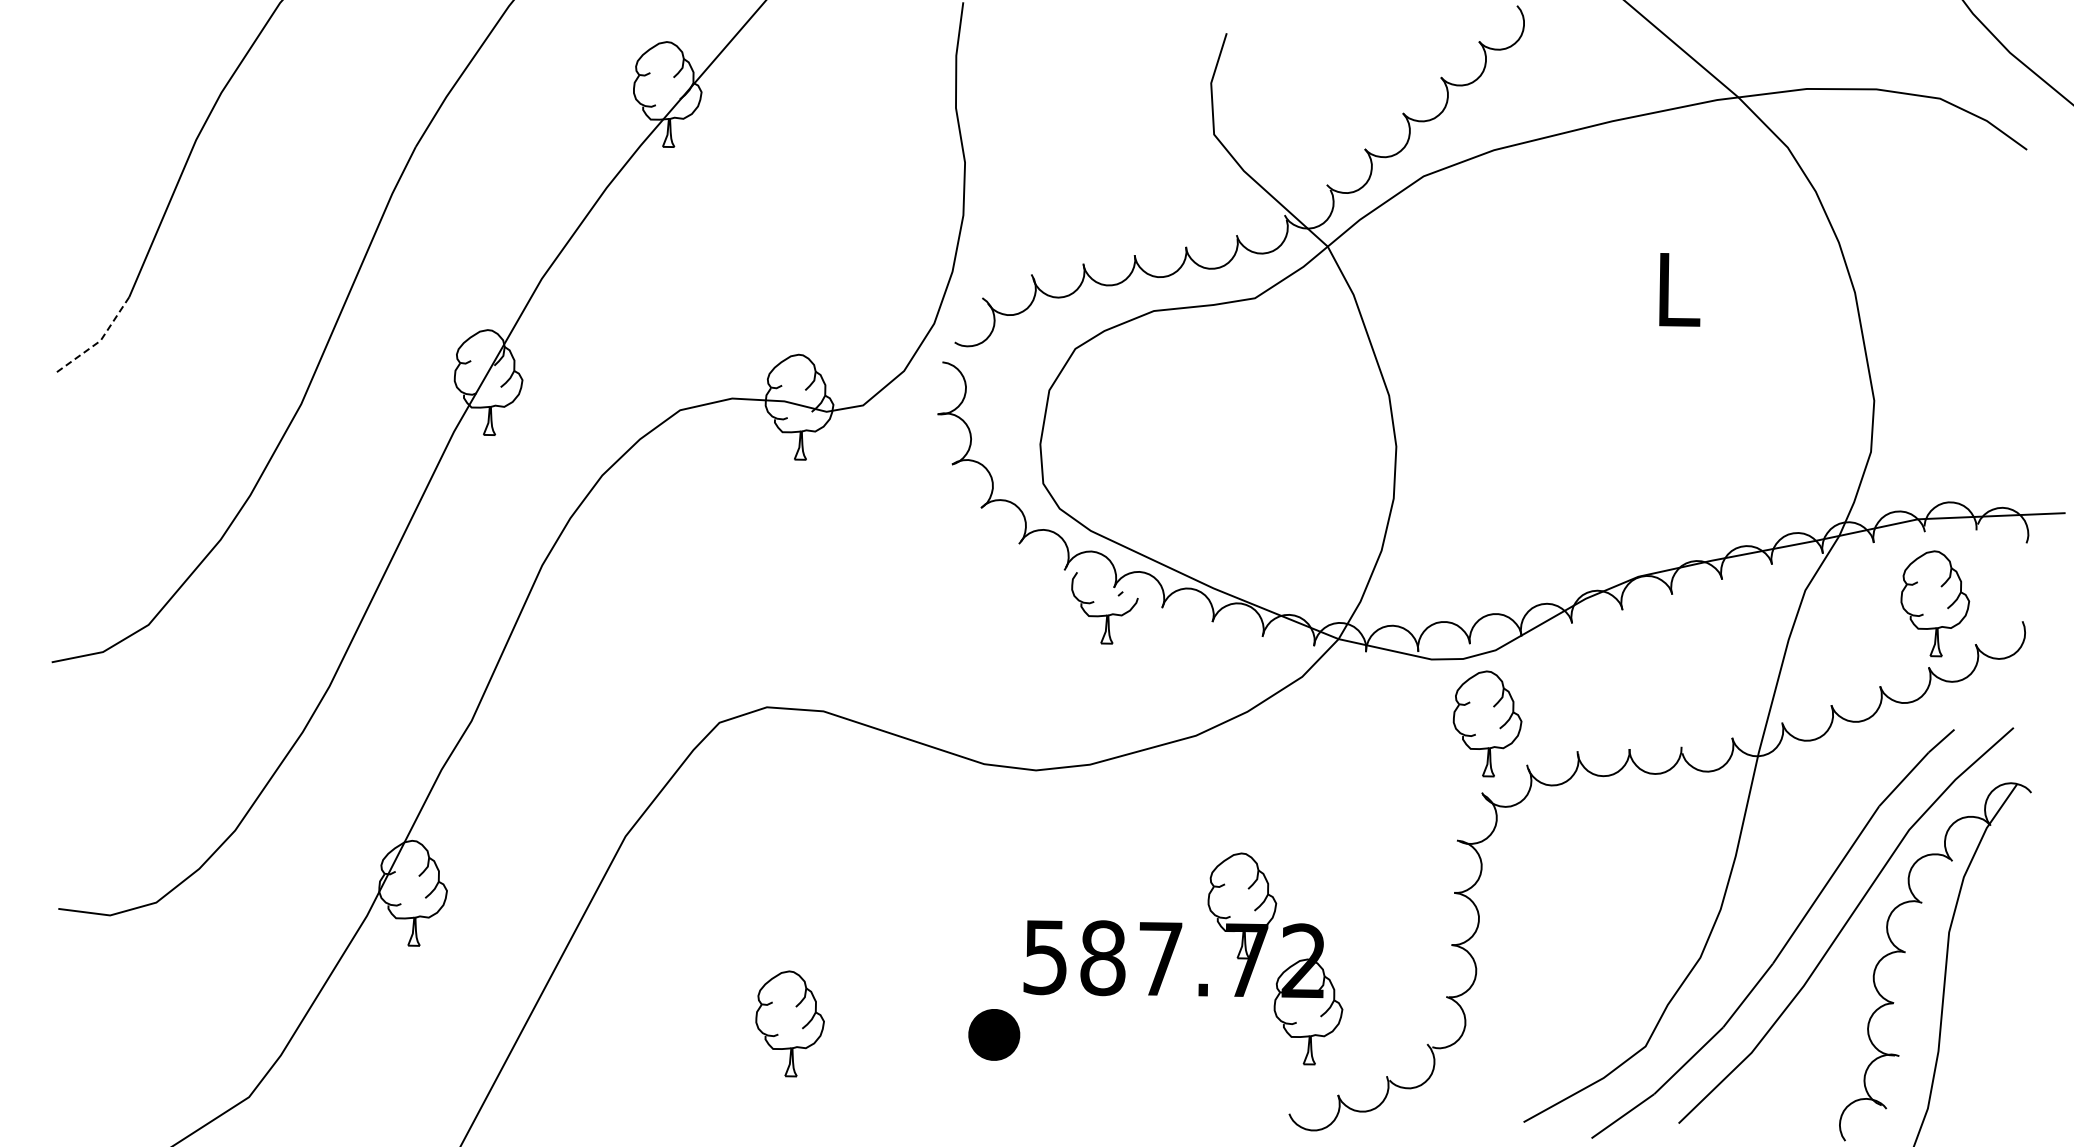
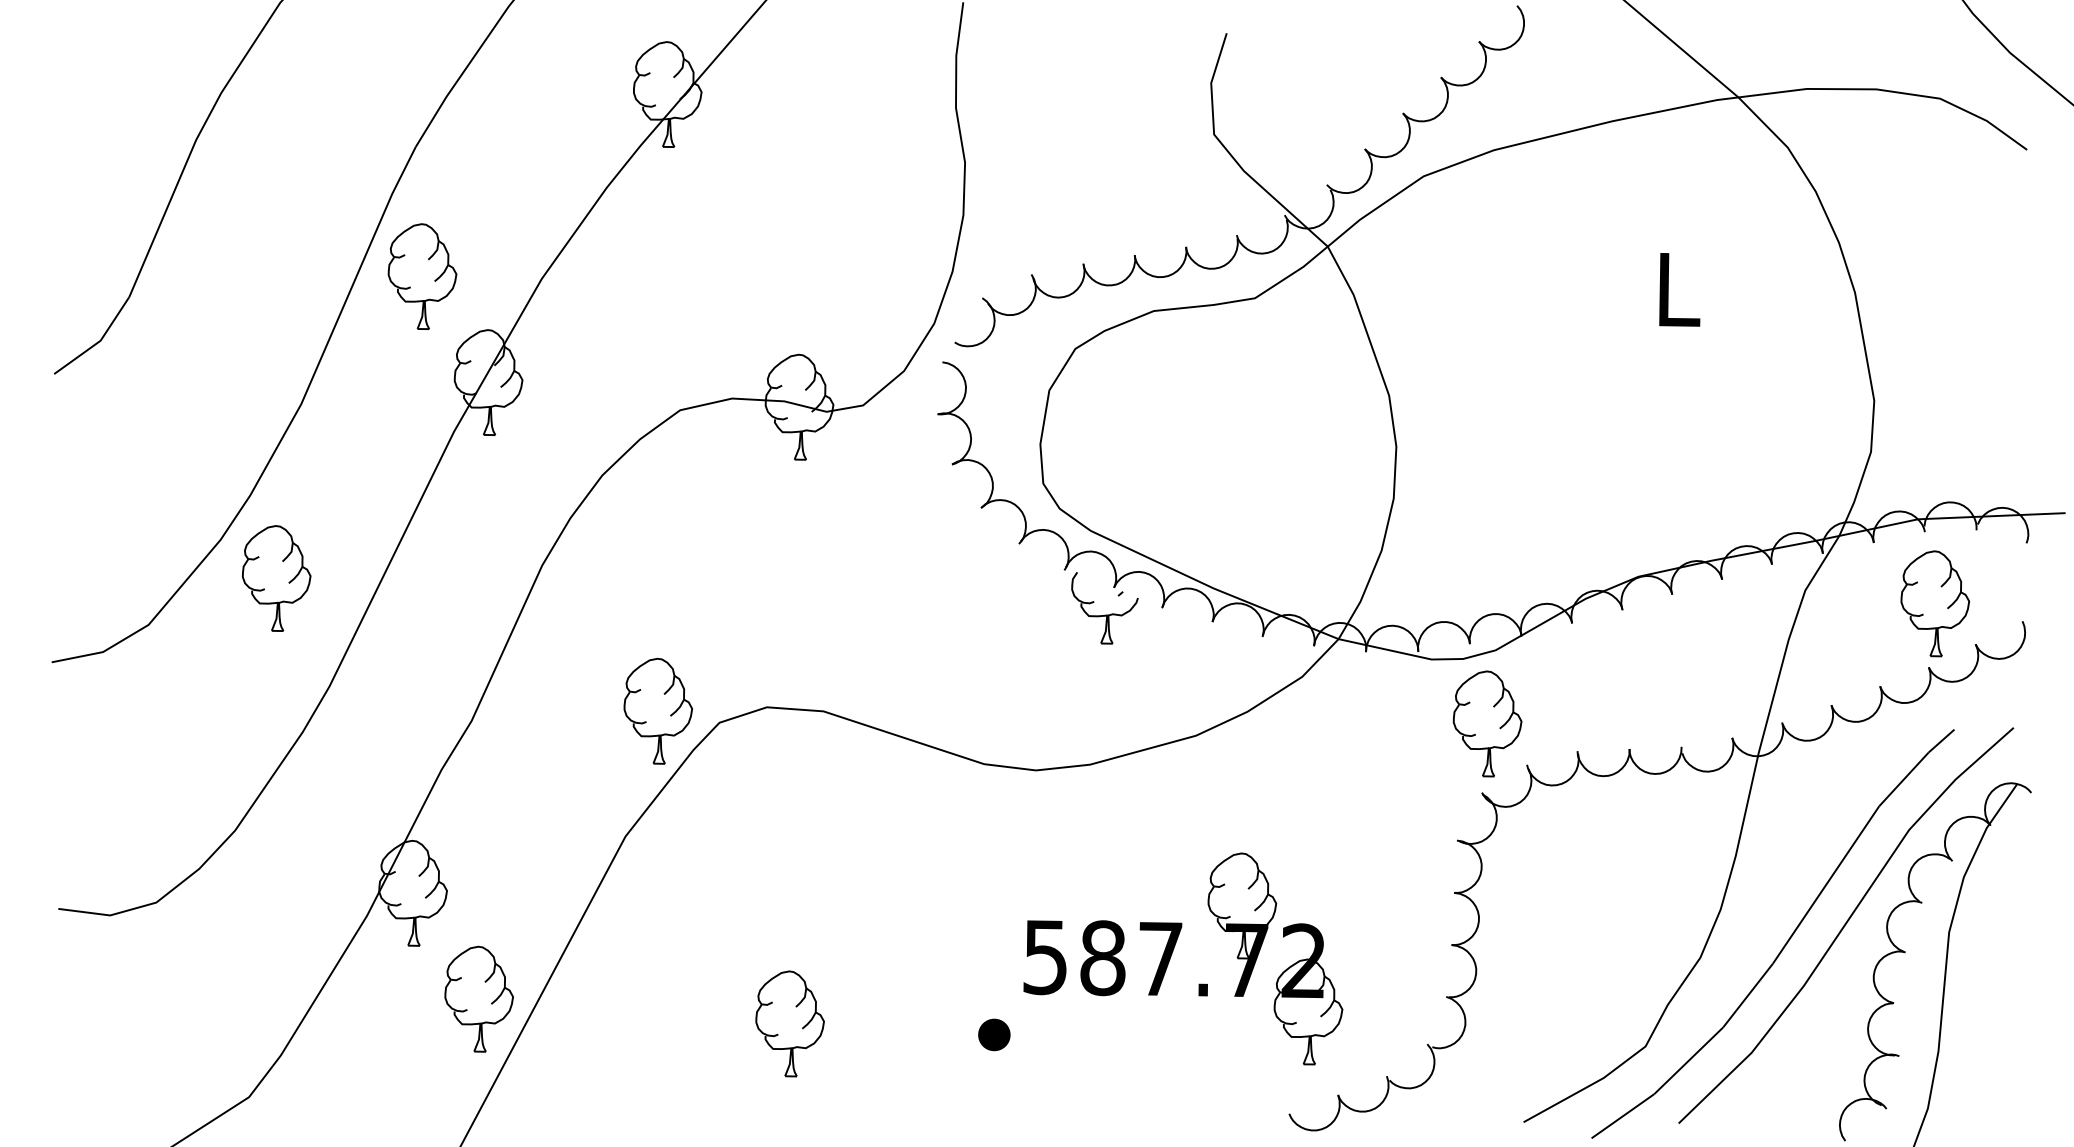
part: none -> present (422, 276)
line: dashed -> solid (99, 341)
part: none -> present (276, 578)
part: none -> present (657, 710)
part: none -> present (478, 998)
part size: 53x52 px -> 33x34 px (994, 1034)
